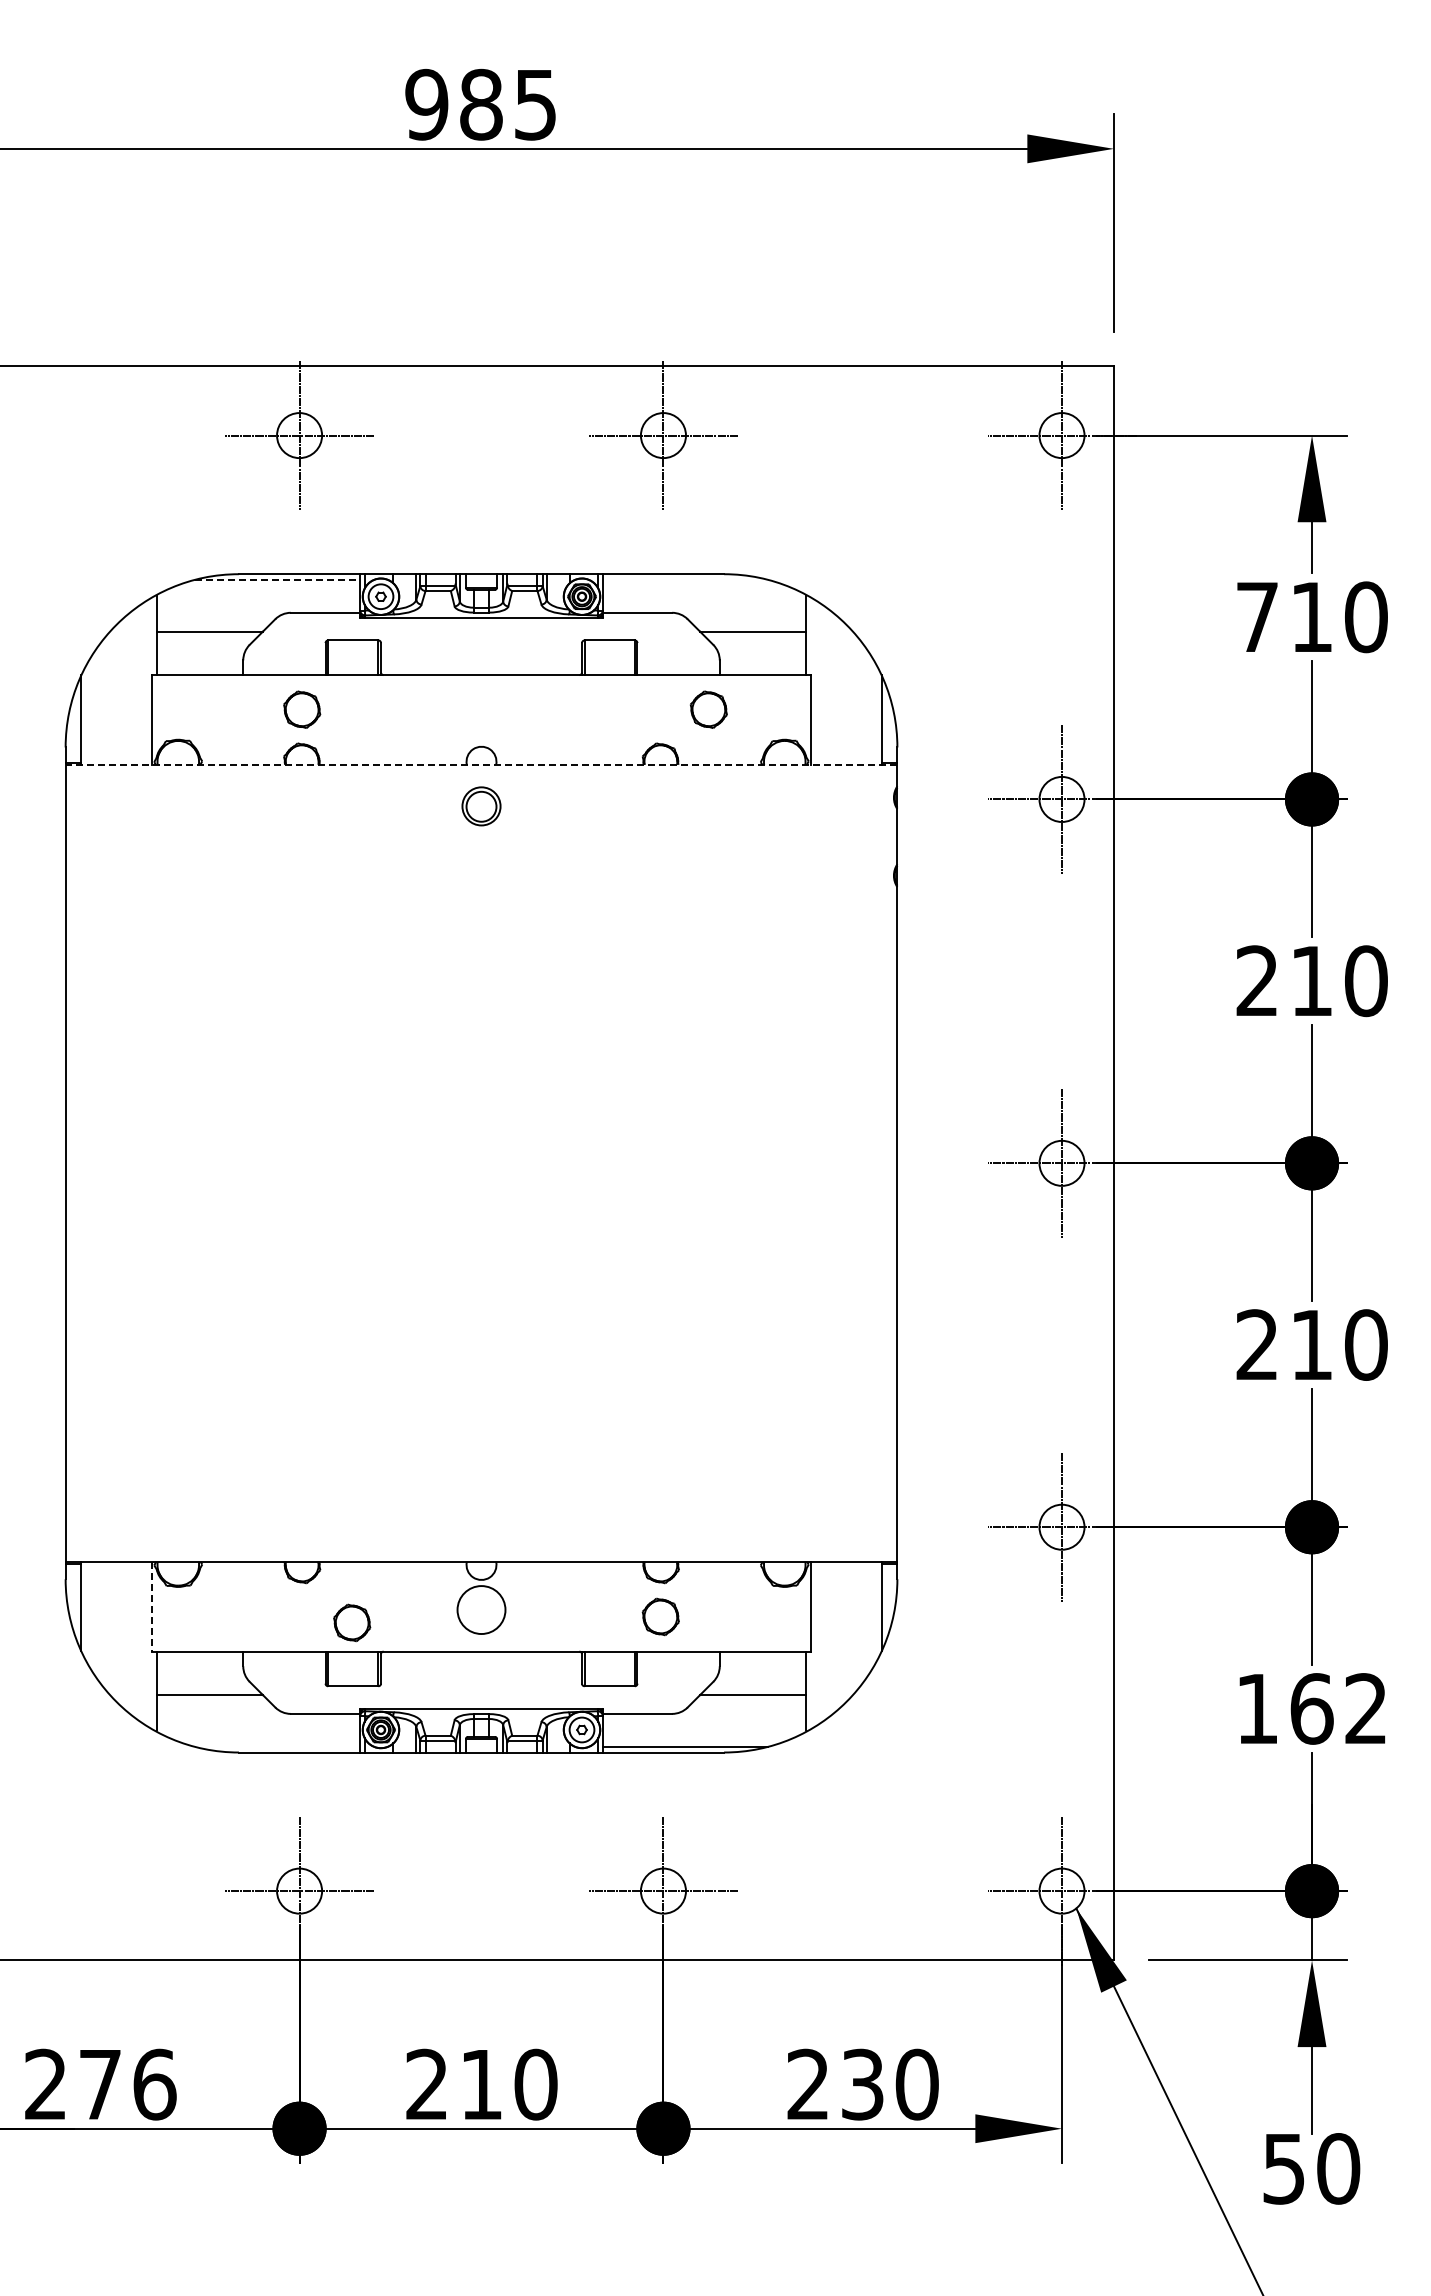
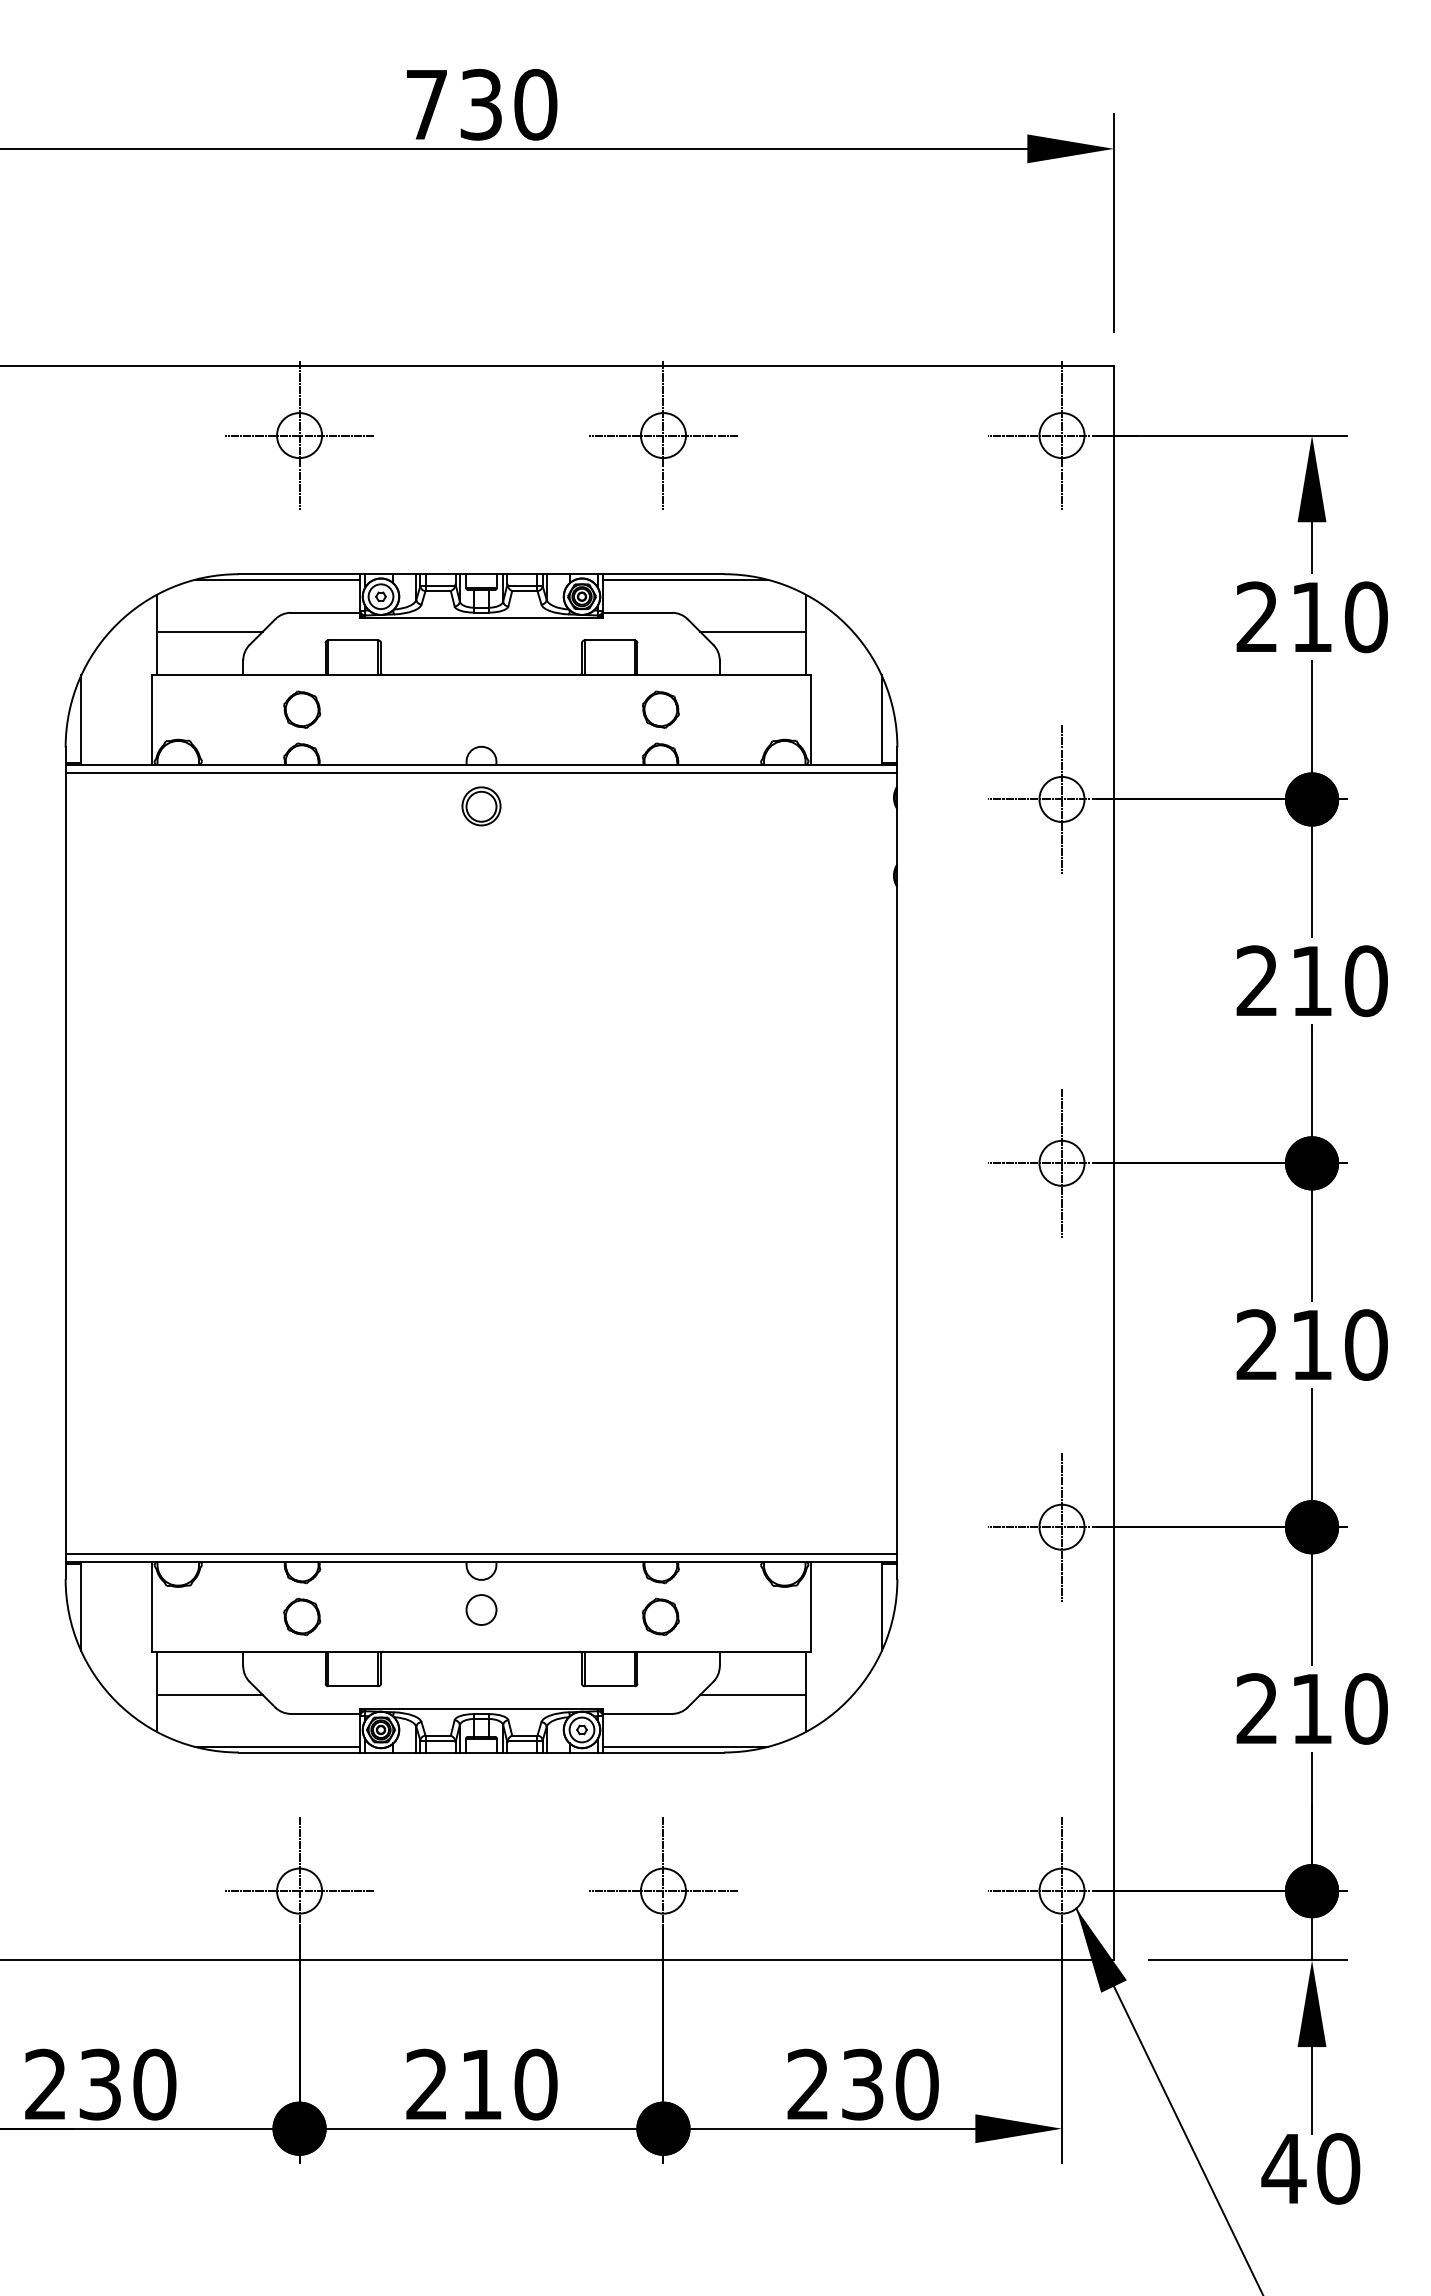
text: 985 -> 730 (481, 104)
line: dashed -> solid (278, 579)
line: none -> present (684, 579)
text: 710 -> 210 (1256, 616)
part position: (708, 709) -> (660, 709) (660, 709)
line: dashed -> solid (481, 764)
line: none -> present (481, 773)
line: none -> present (481, 1553)
line: dashed -> solid (152, 1606)
circle diameter: 48 px -> 30 px (481, 1610)
part position: (352, 1622) -> (302, 1616) (302, 1616)
text: 162 -> 210 (1311, 1708)
line: none -> present (277, 1746)
text: 276 -> 230 (127, 2084)
text: 50 -> 40 (1283, 2169)
